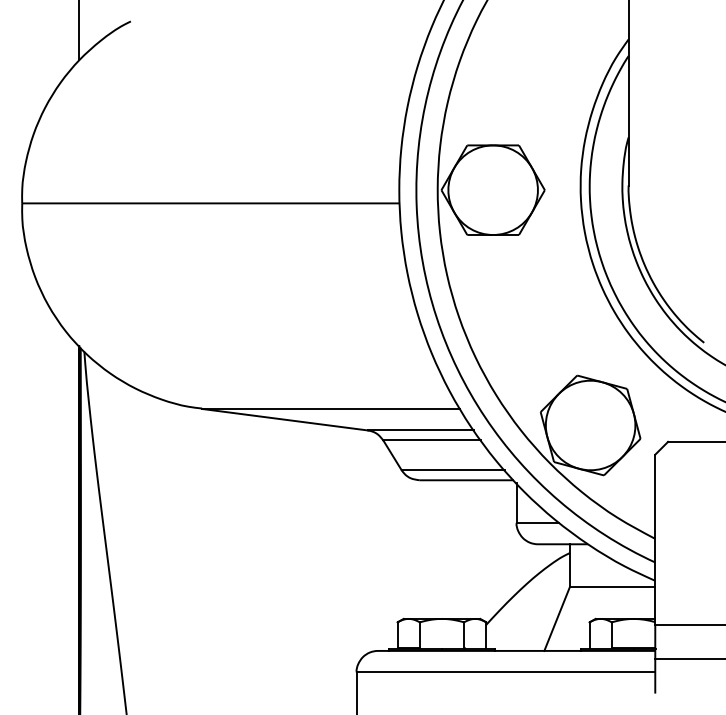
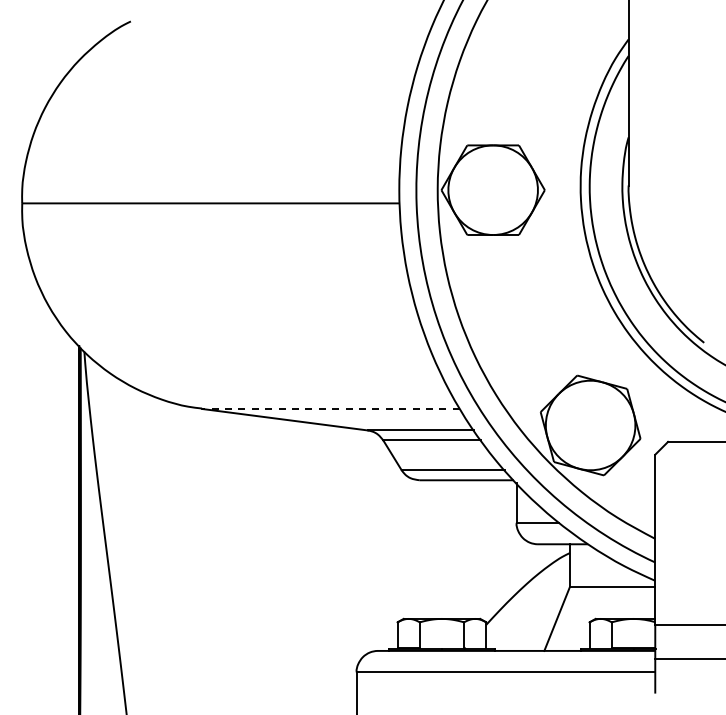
line: present -> none (79, 31)
line: solid -> dashed (330, 408)
